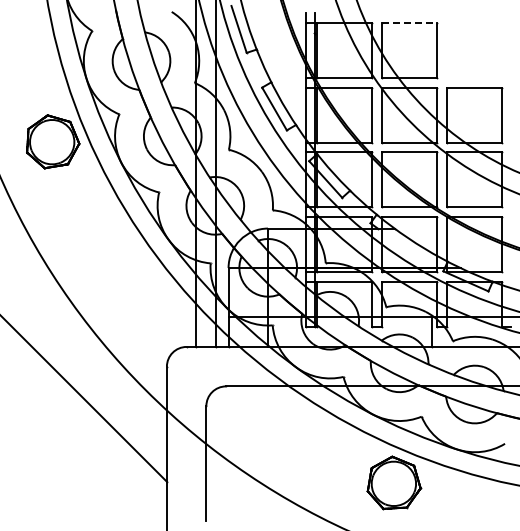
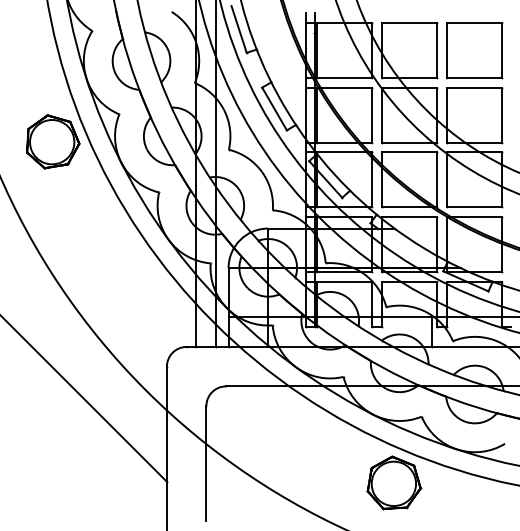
line: dashed -> solid (409, 22)
part: none -> present (474, 50)
